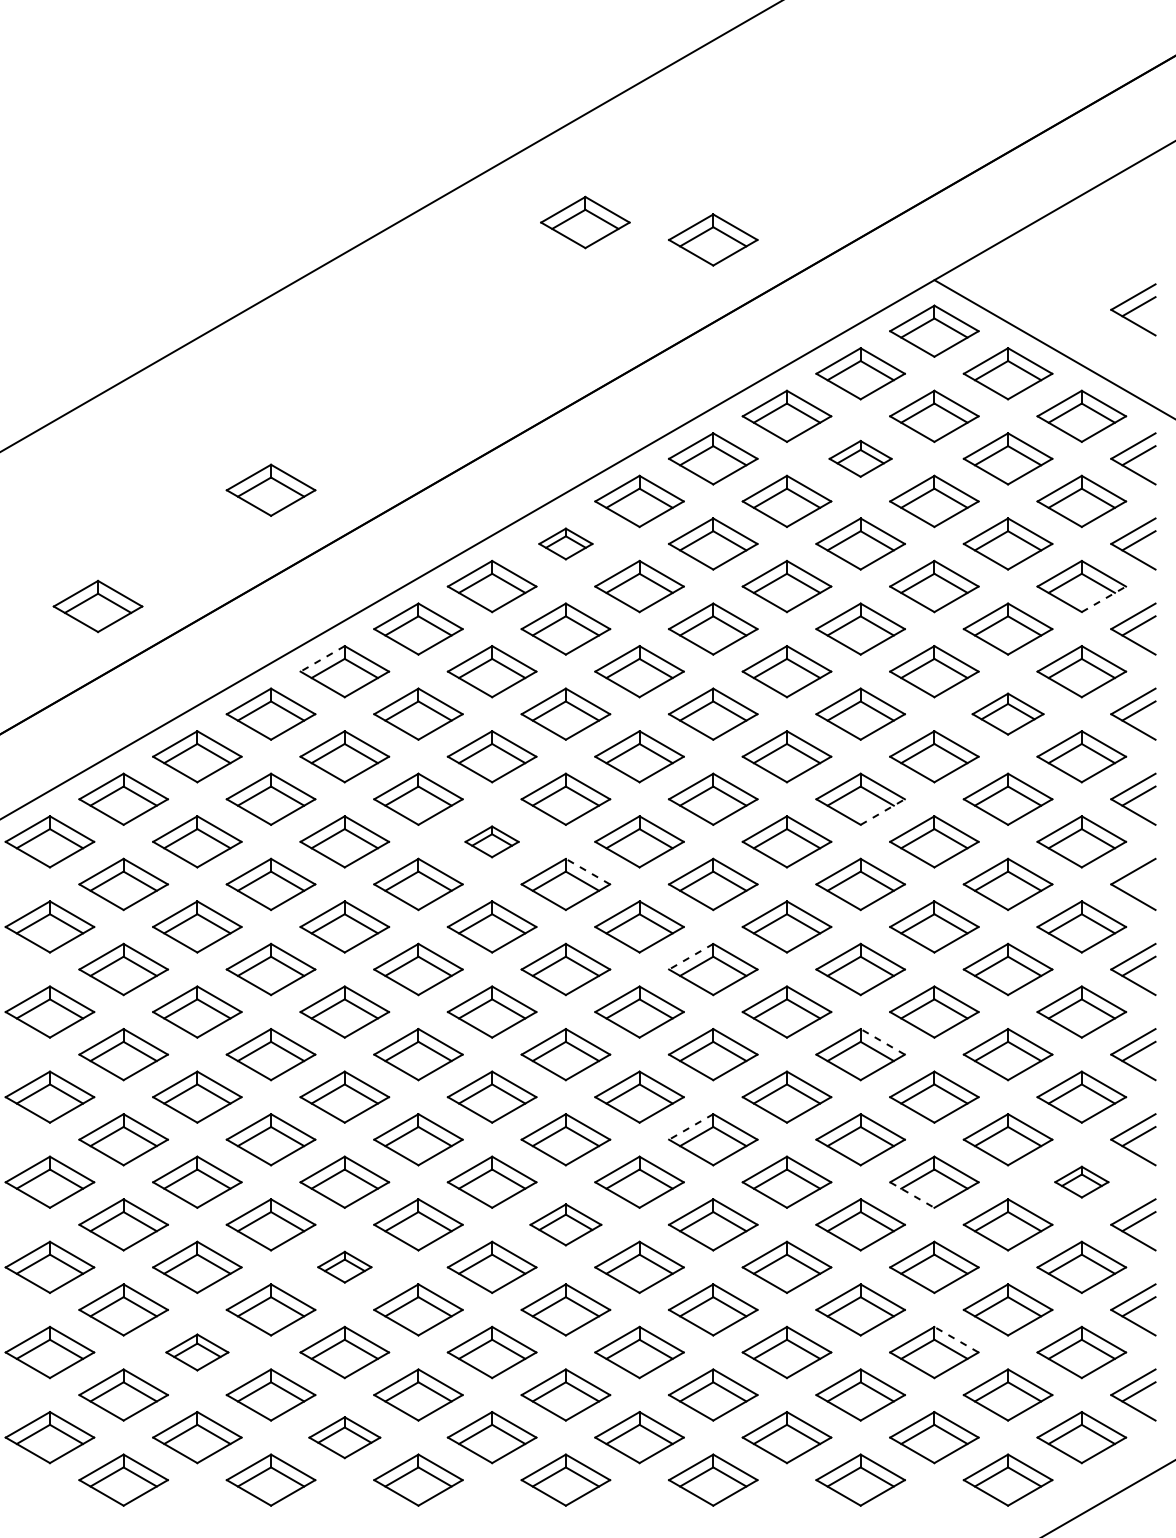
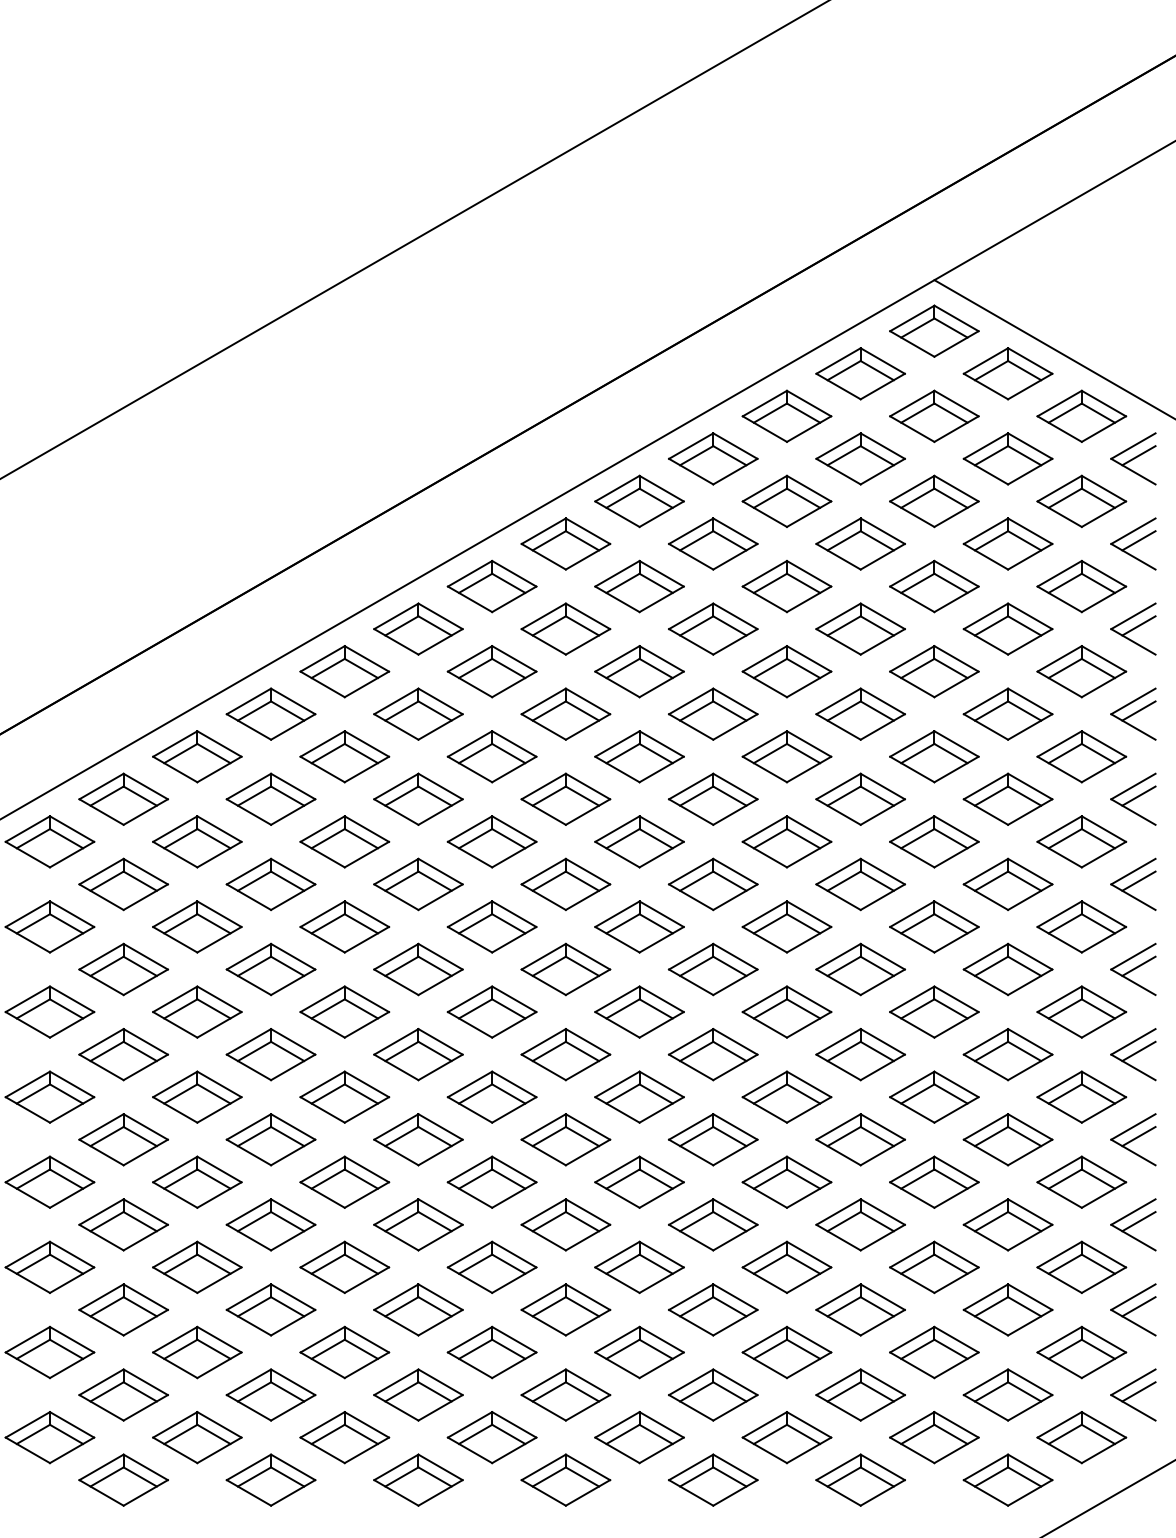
part: present -> none (585, 222)
line position: (390, 226) -> (414, 240) (414, 240)
part: present -> none (713, 239)
part: present -> none (1133, 309)
part size: 65x39 px -> 91x54 px (860, 458)
part: present -> none (270, 489)
part size: 56x34 px -> 92x54 px (565, 543)
line: dashed -> solid (1103, 599)
part: present -> none (97, 606)
line: dashed -> solid (322, 658)
part size: 74x44 px -> 92x54 px (1007, 713)
line: dashed -> solid (882, 812)
part size: 56x34 px -> 92x54 px (491, 841)
line: dashed -> solid (588, 871)
line: none -> present (1138, 880)
line: dashed -> solid (691, 956)
line: dashed -> solid (882, 1041)
line: dashed -> solid (691, 1126)
part size: 56x34 px -> 92x54 px (1081, 1181)
line: dashed -> solid (912, 1195)
part size: 74x44 px -> 92x54 px (565, 1224)
part size: 56x34 px -> 92x54 px (344, 1266)
line: dashed -> solid (956, 1339)
part size: 65x39 px -> 91x55 px (197, 1352)
part size: 74x44 px -> 92x54 px (344, 1437)
